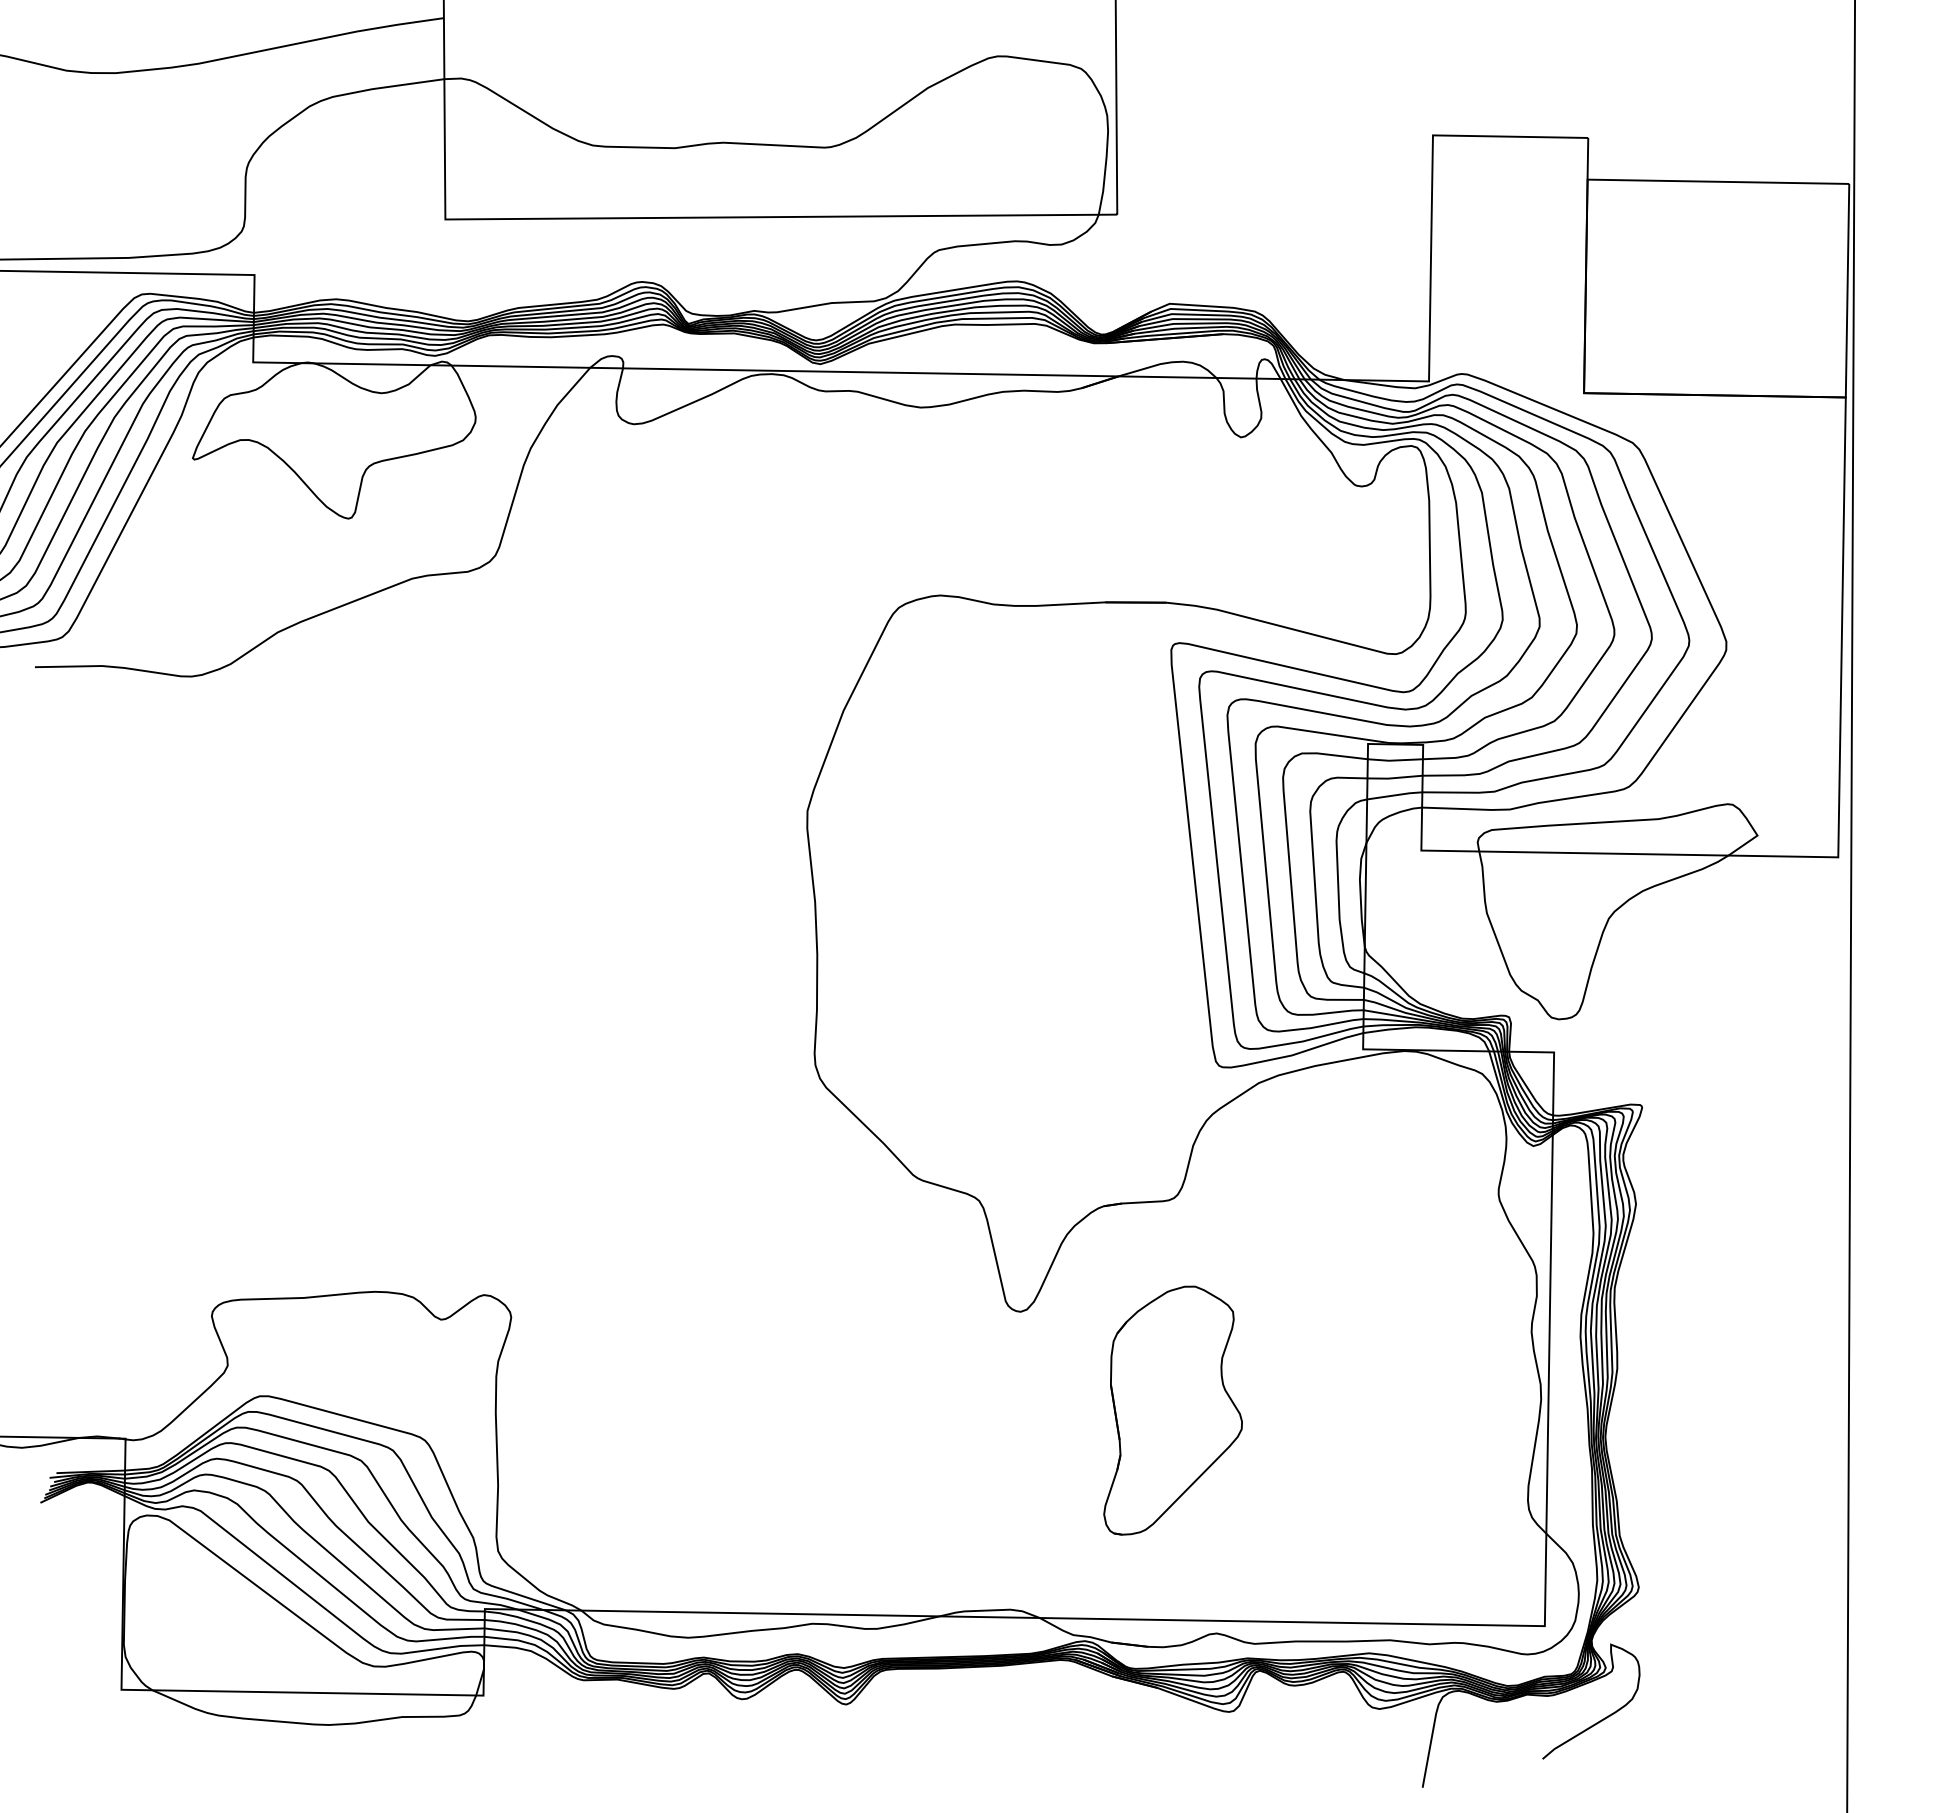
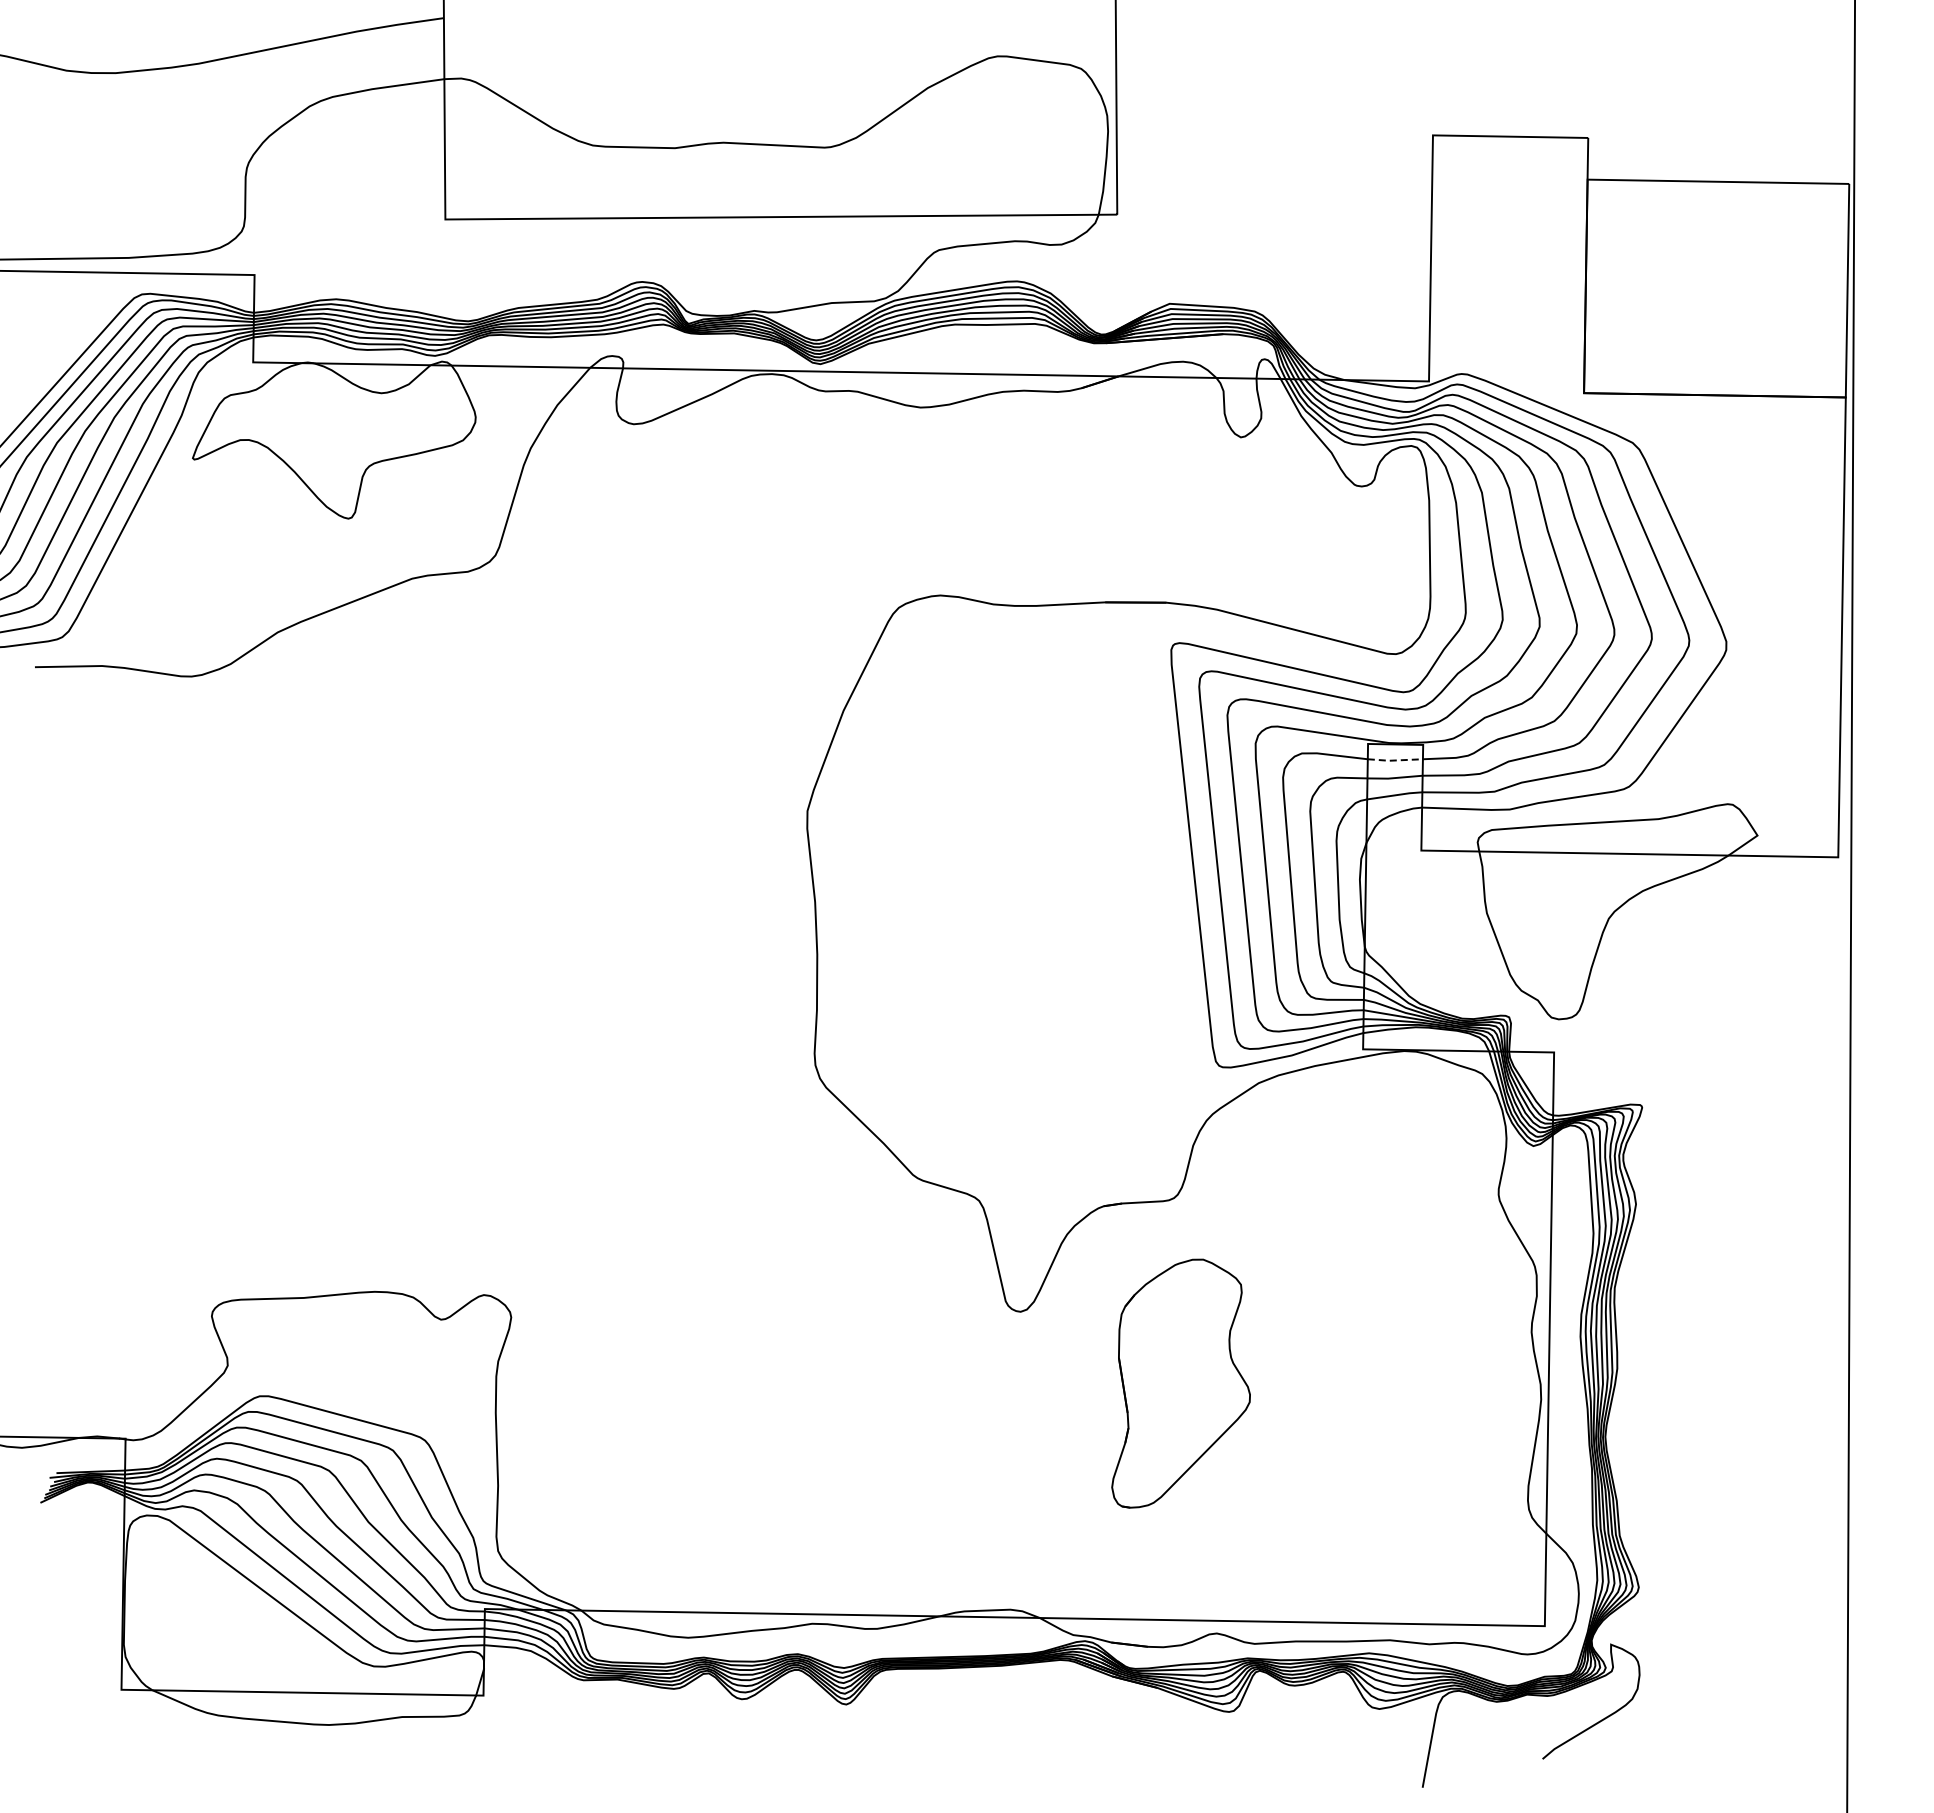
line: solid -> dashed (1395, 760)
part position: (1172, 1410) -> (1180, 1383) (1180, 1383)
